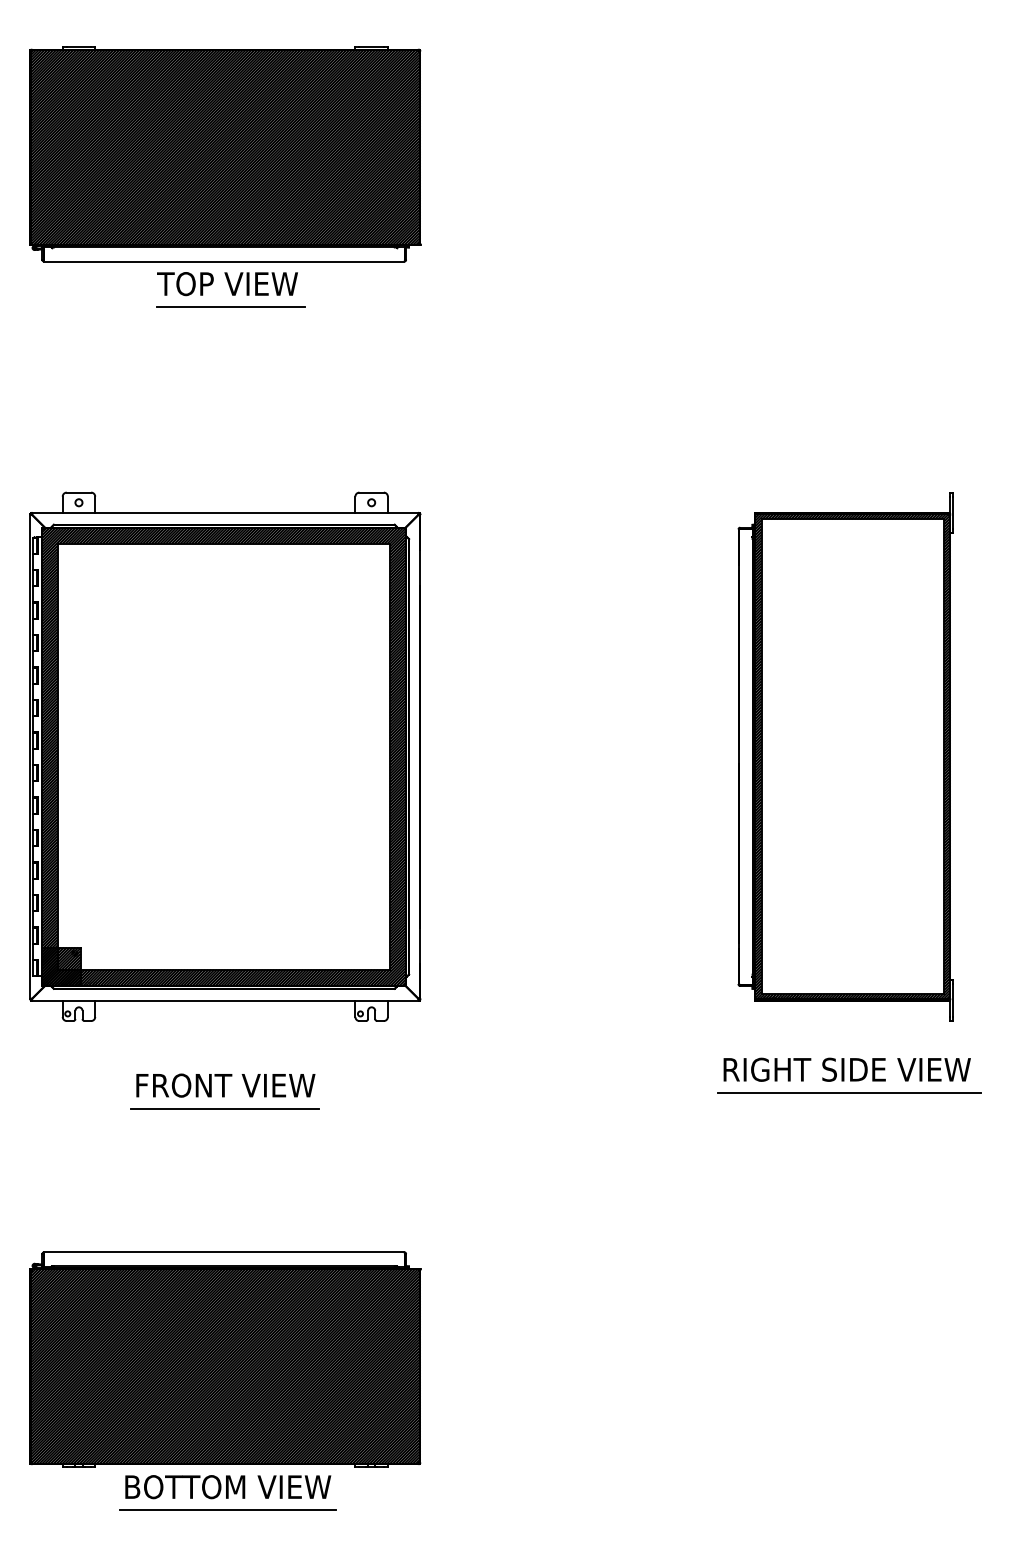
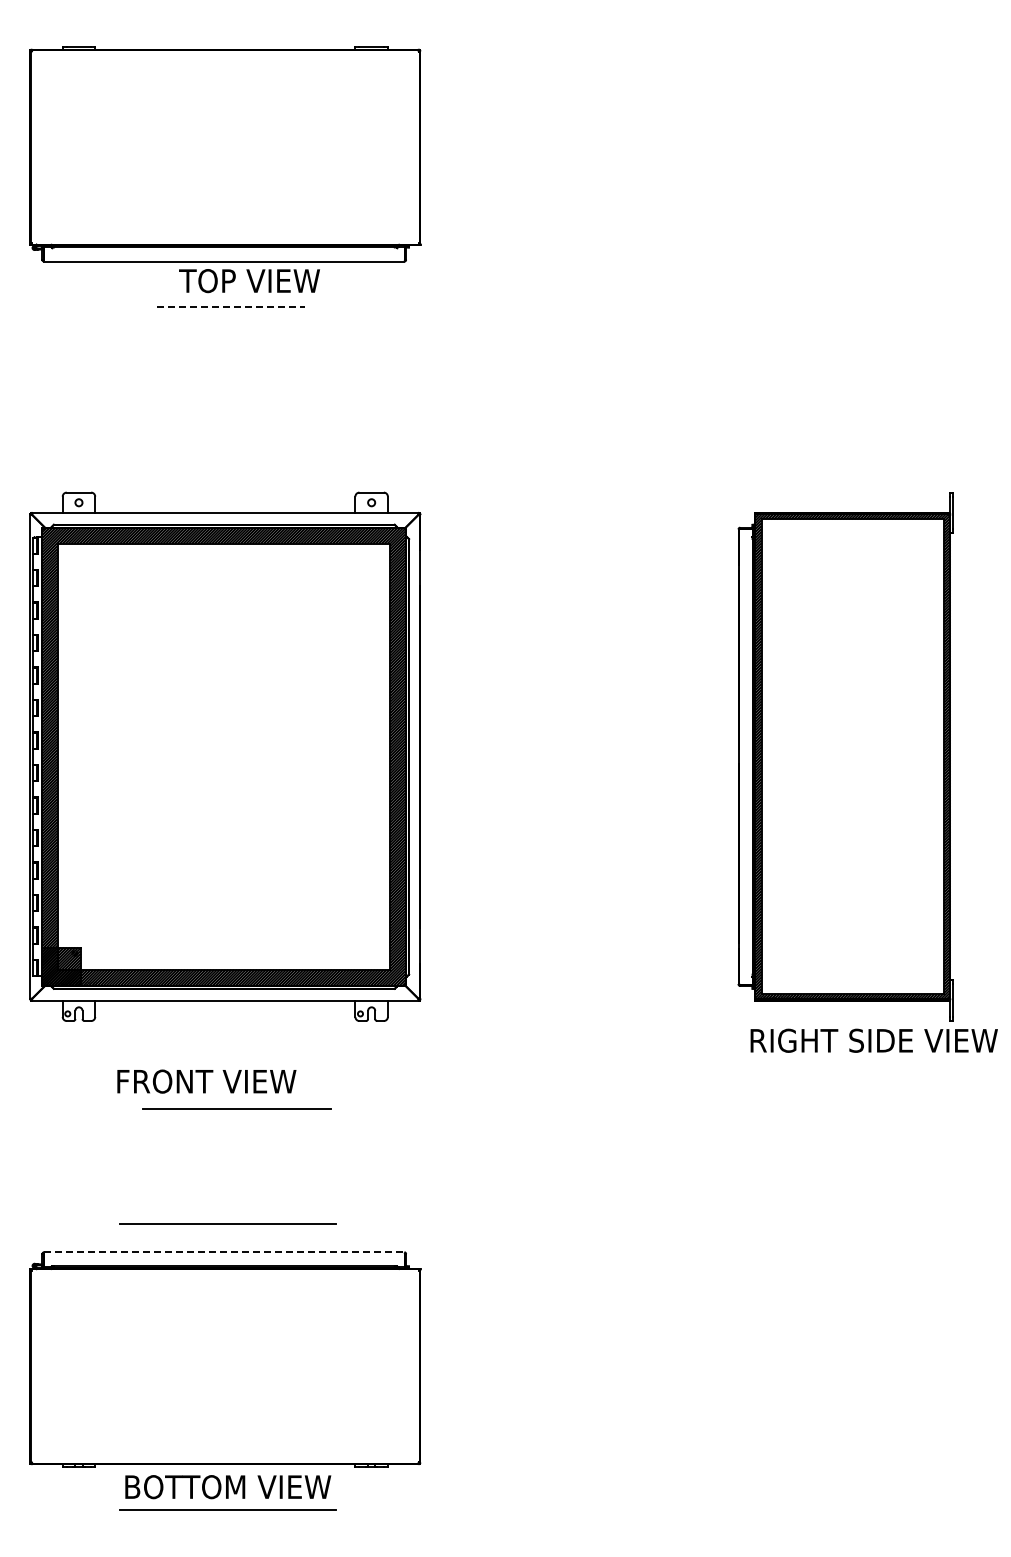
hatch: present -> none (225, 146)
text position: (227, 284) -> (249, 281) (249, 281)
line: solid -> dashed (230, 307)
text position: (846, 1069) -> (873, 1040) (873, 1040)
text position: (225, 1085) -> (206, 1081) (206, 1081)
line: present -> none (849, 1093)
line position: (224, 1108) -> (236, 1108) (236, 1108)
line: none -> present (227, 1223)
line: solid -> dashed (224, 1252)
hatch: present -> none (225, 1366)
